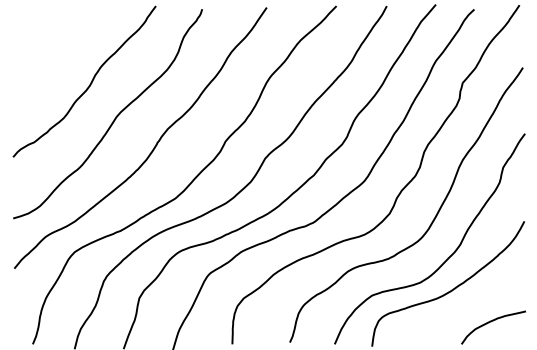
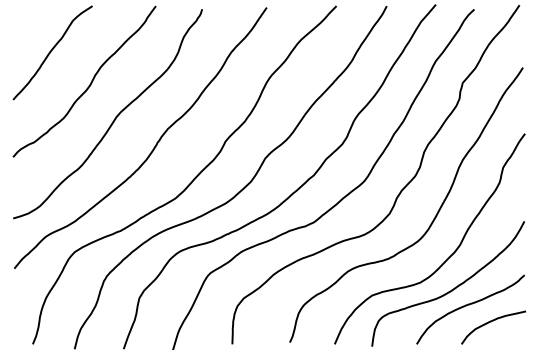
curve: none -> present (51, 52)
curve: none -> present (469, 305)
